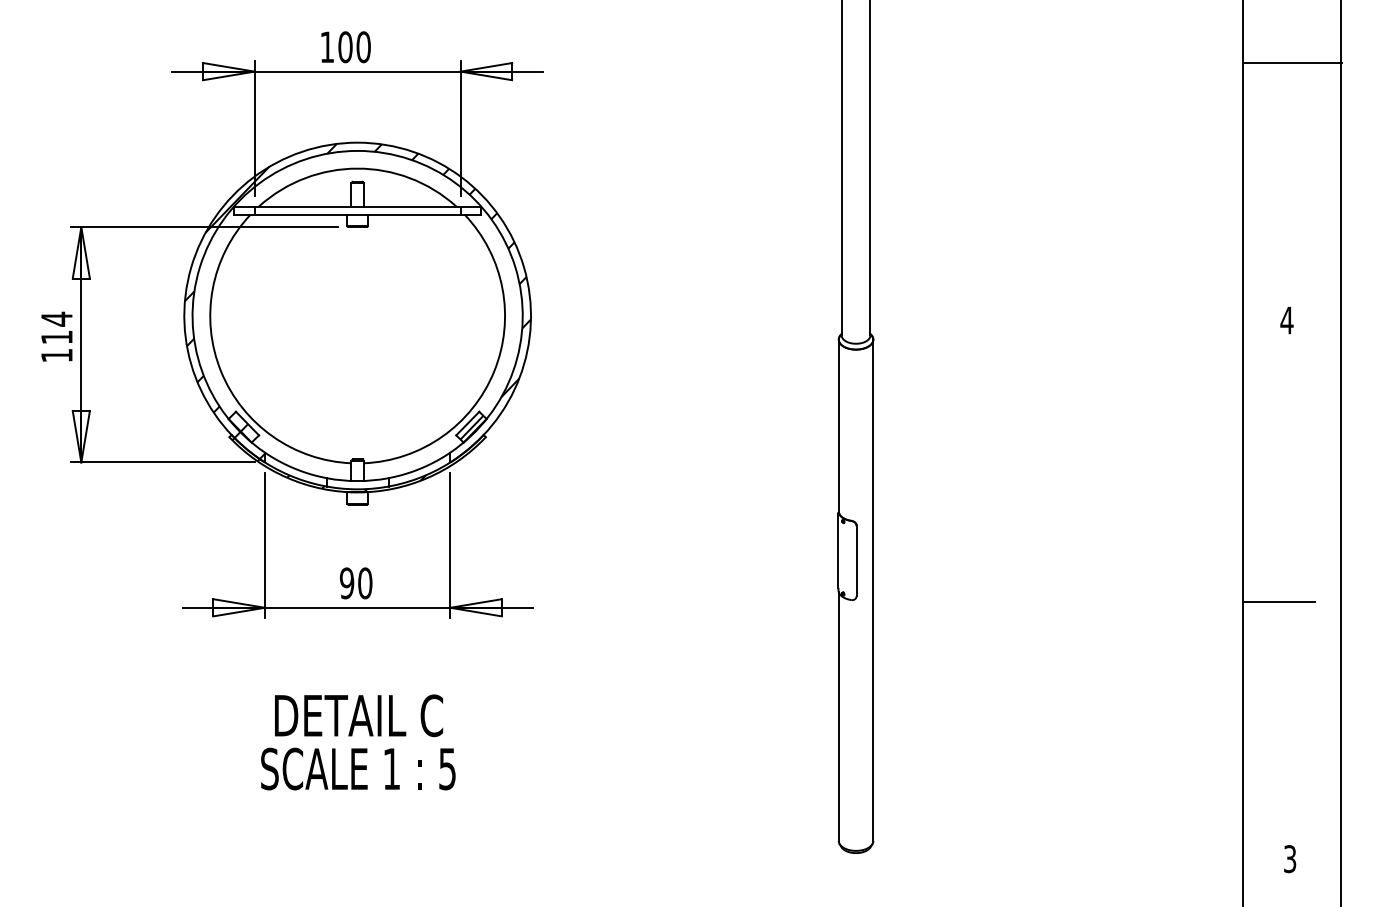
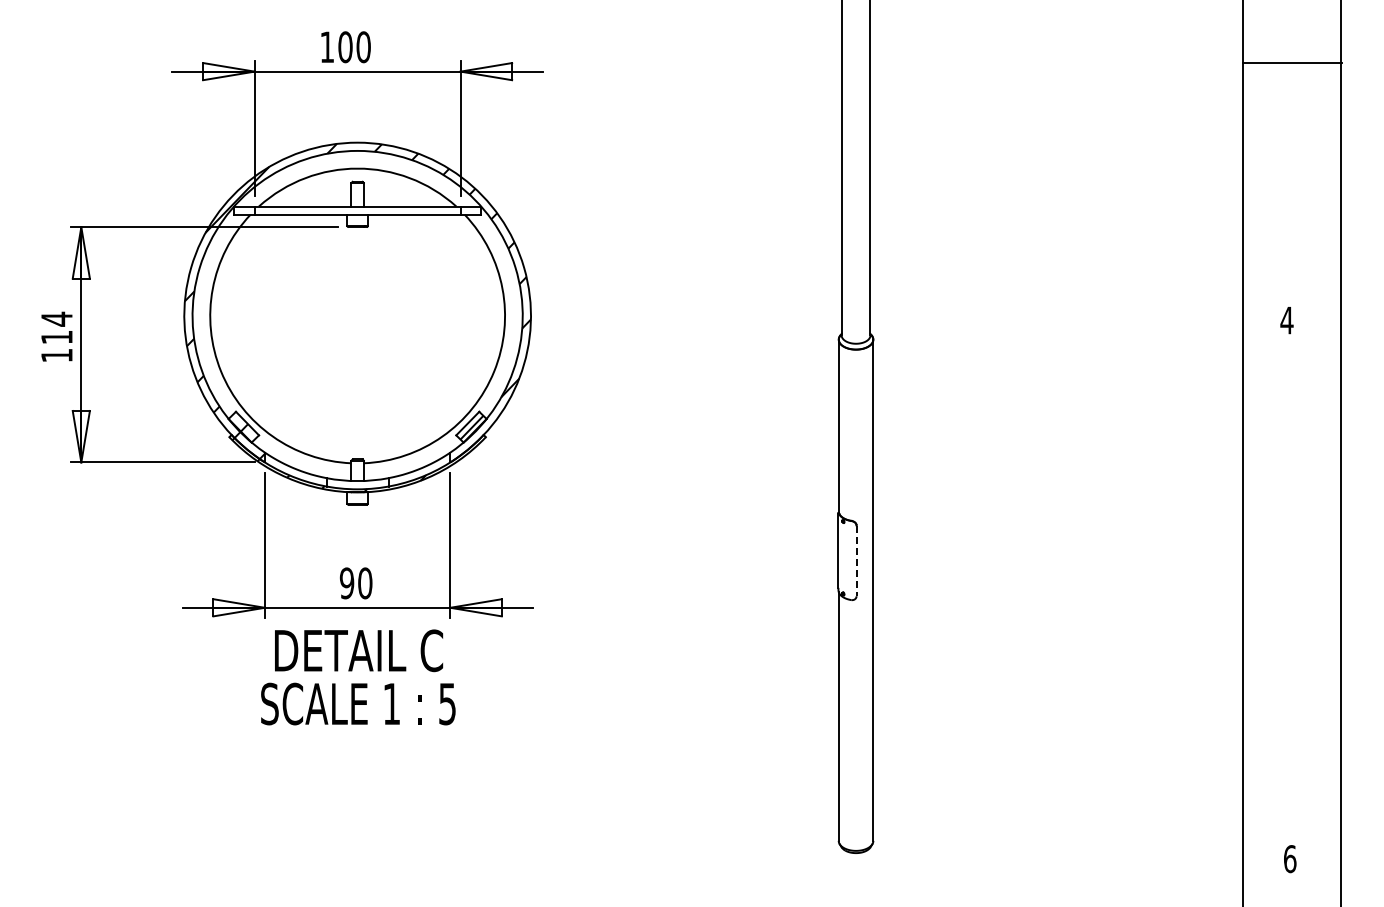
line: solid -> dashed (856, 561)
line: present -> none (1278, 602)
text position: (358, 742) -> (358, 677) (358, 677)
text: 3 -> 6 (1290, 859)
